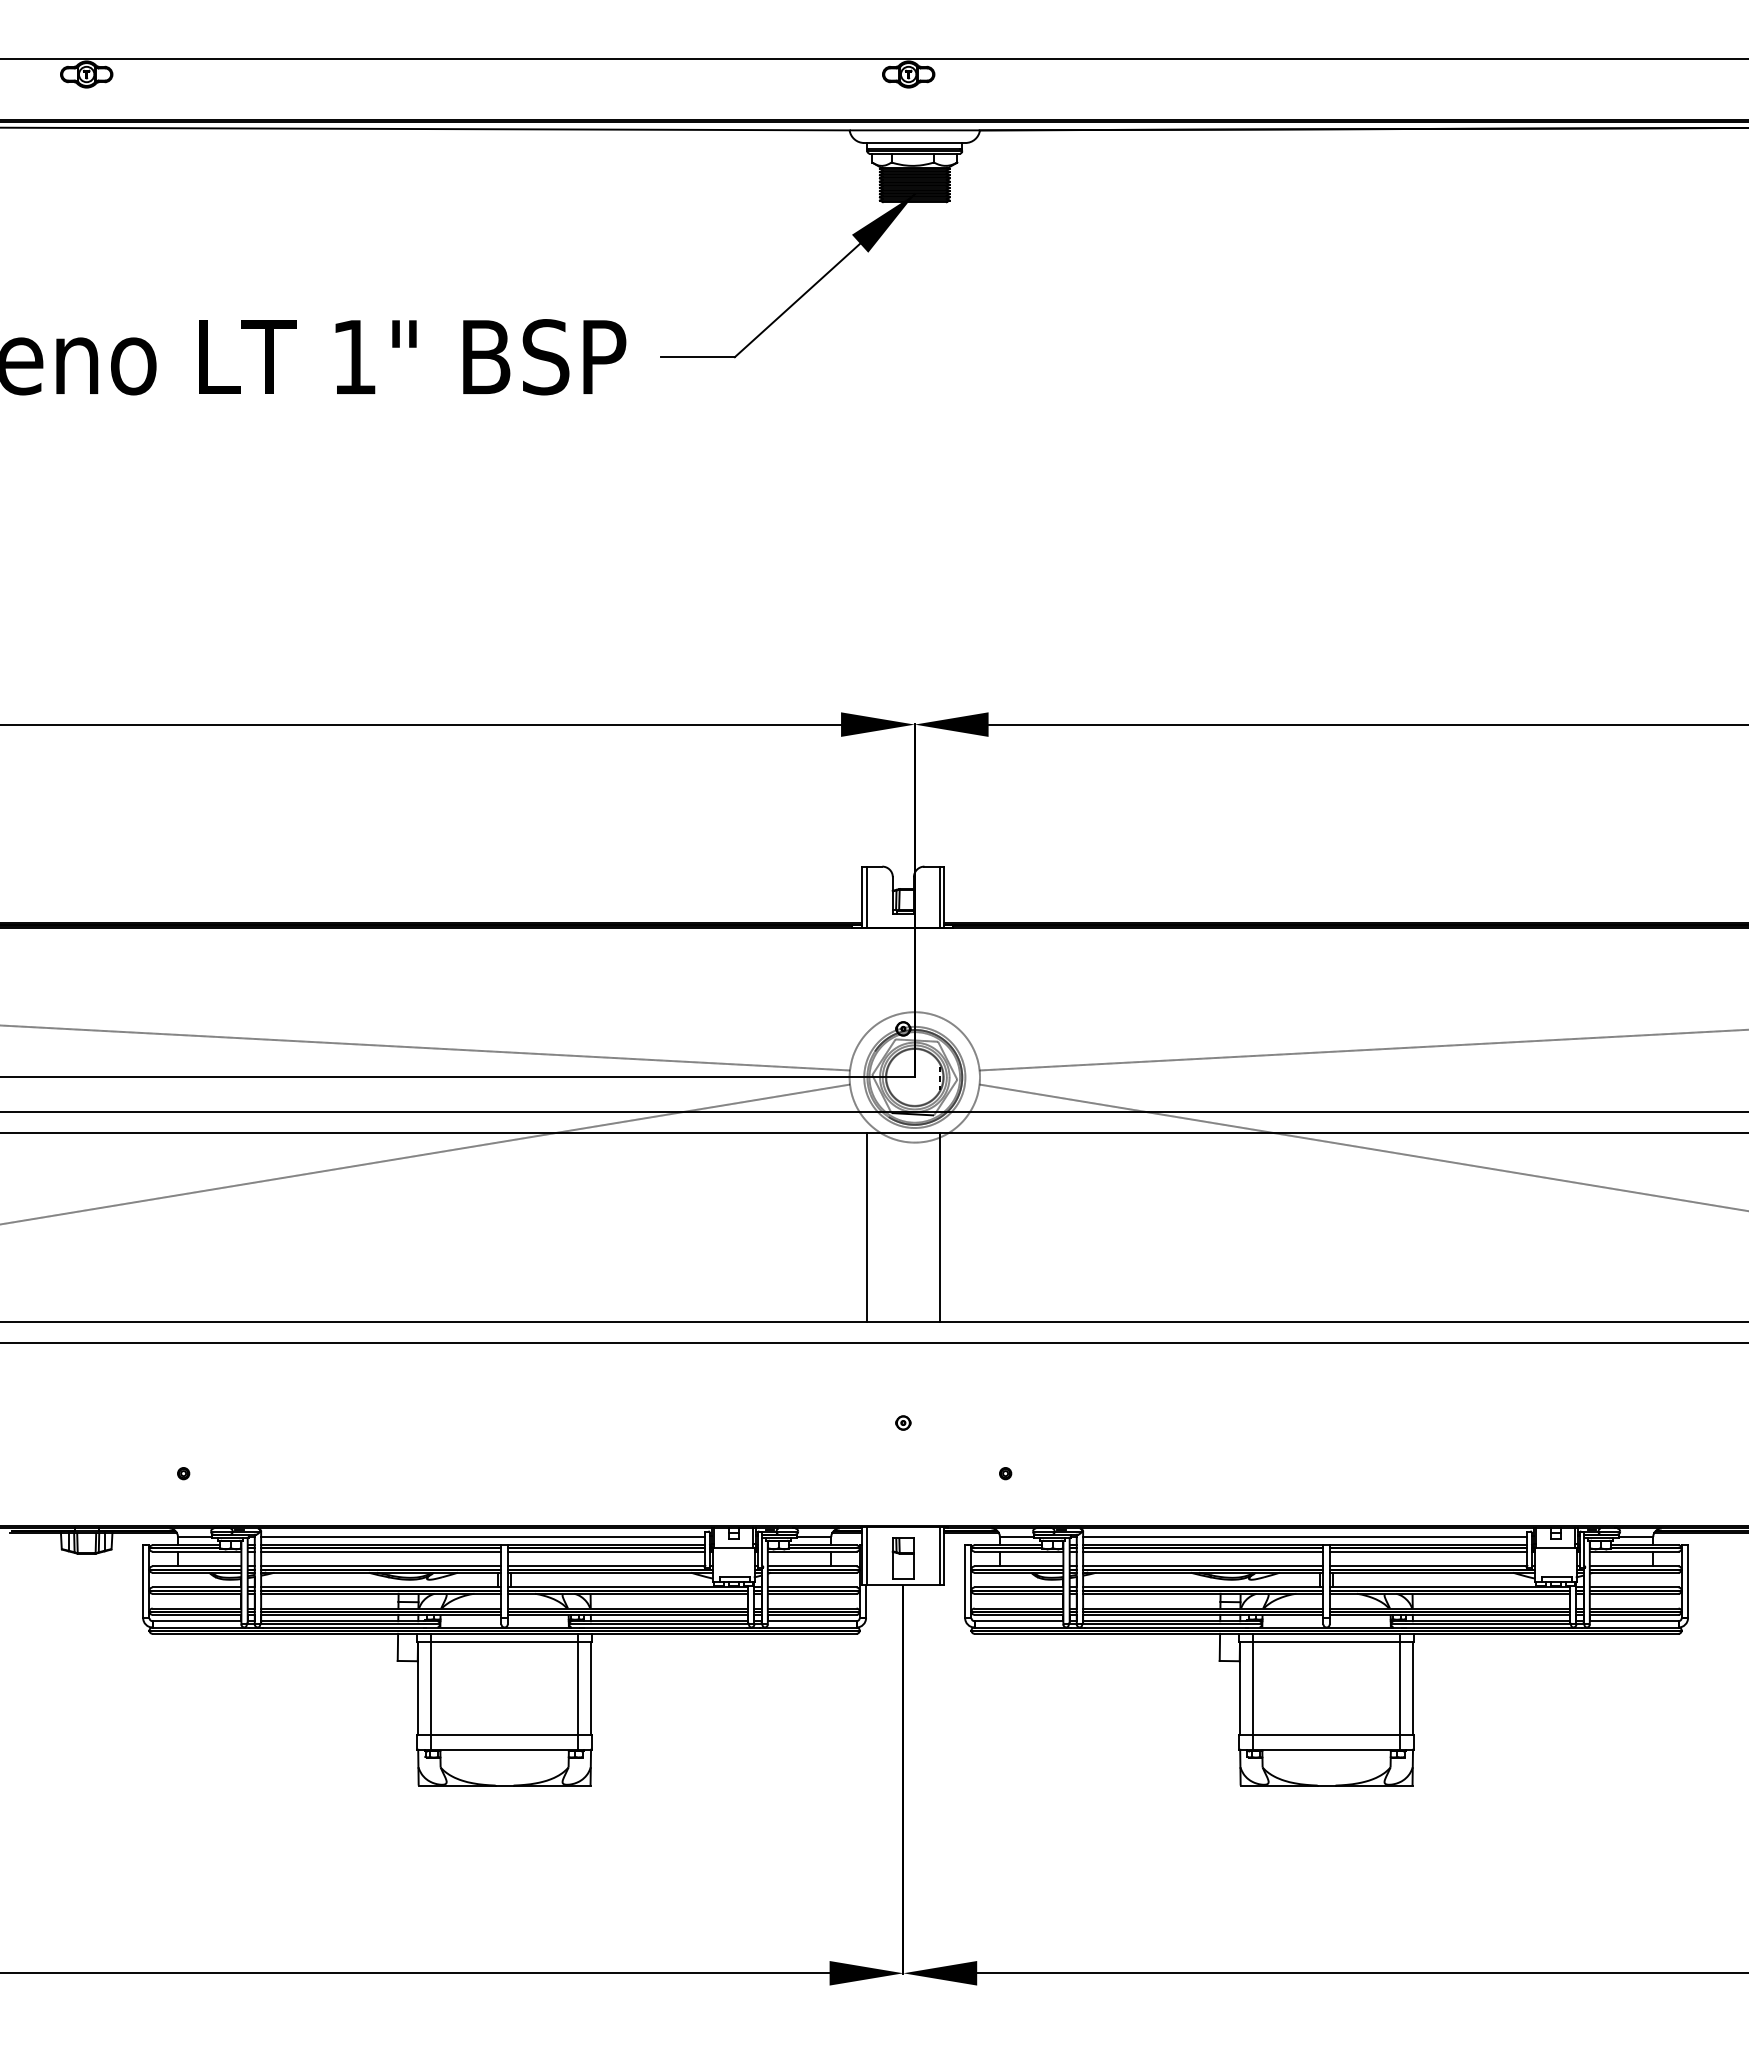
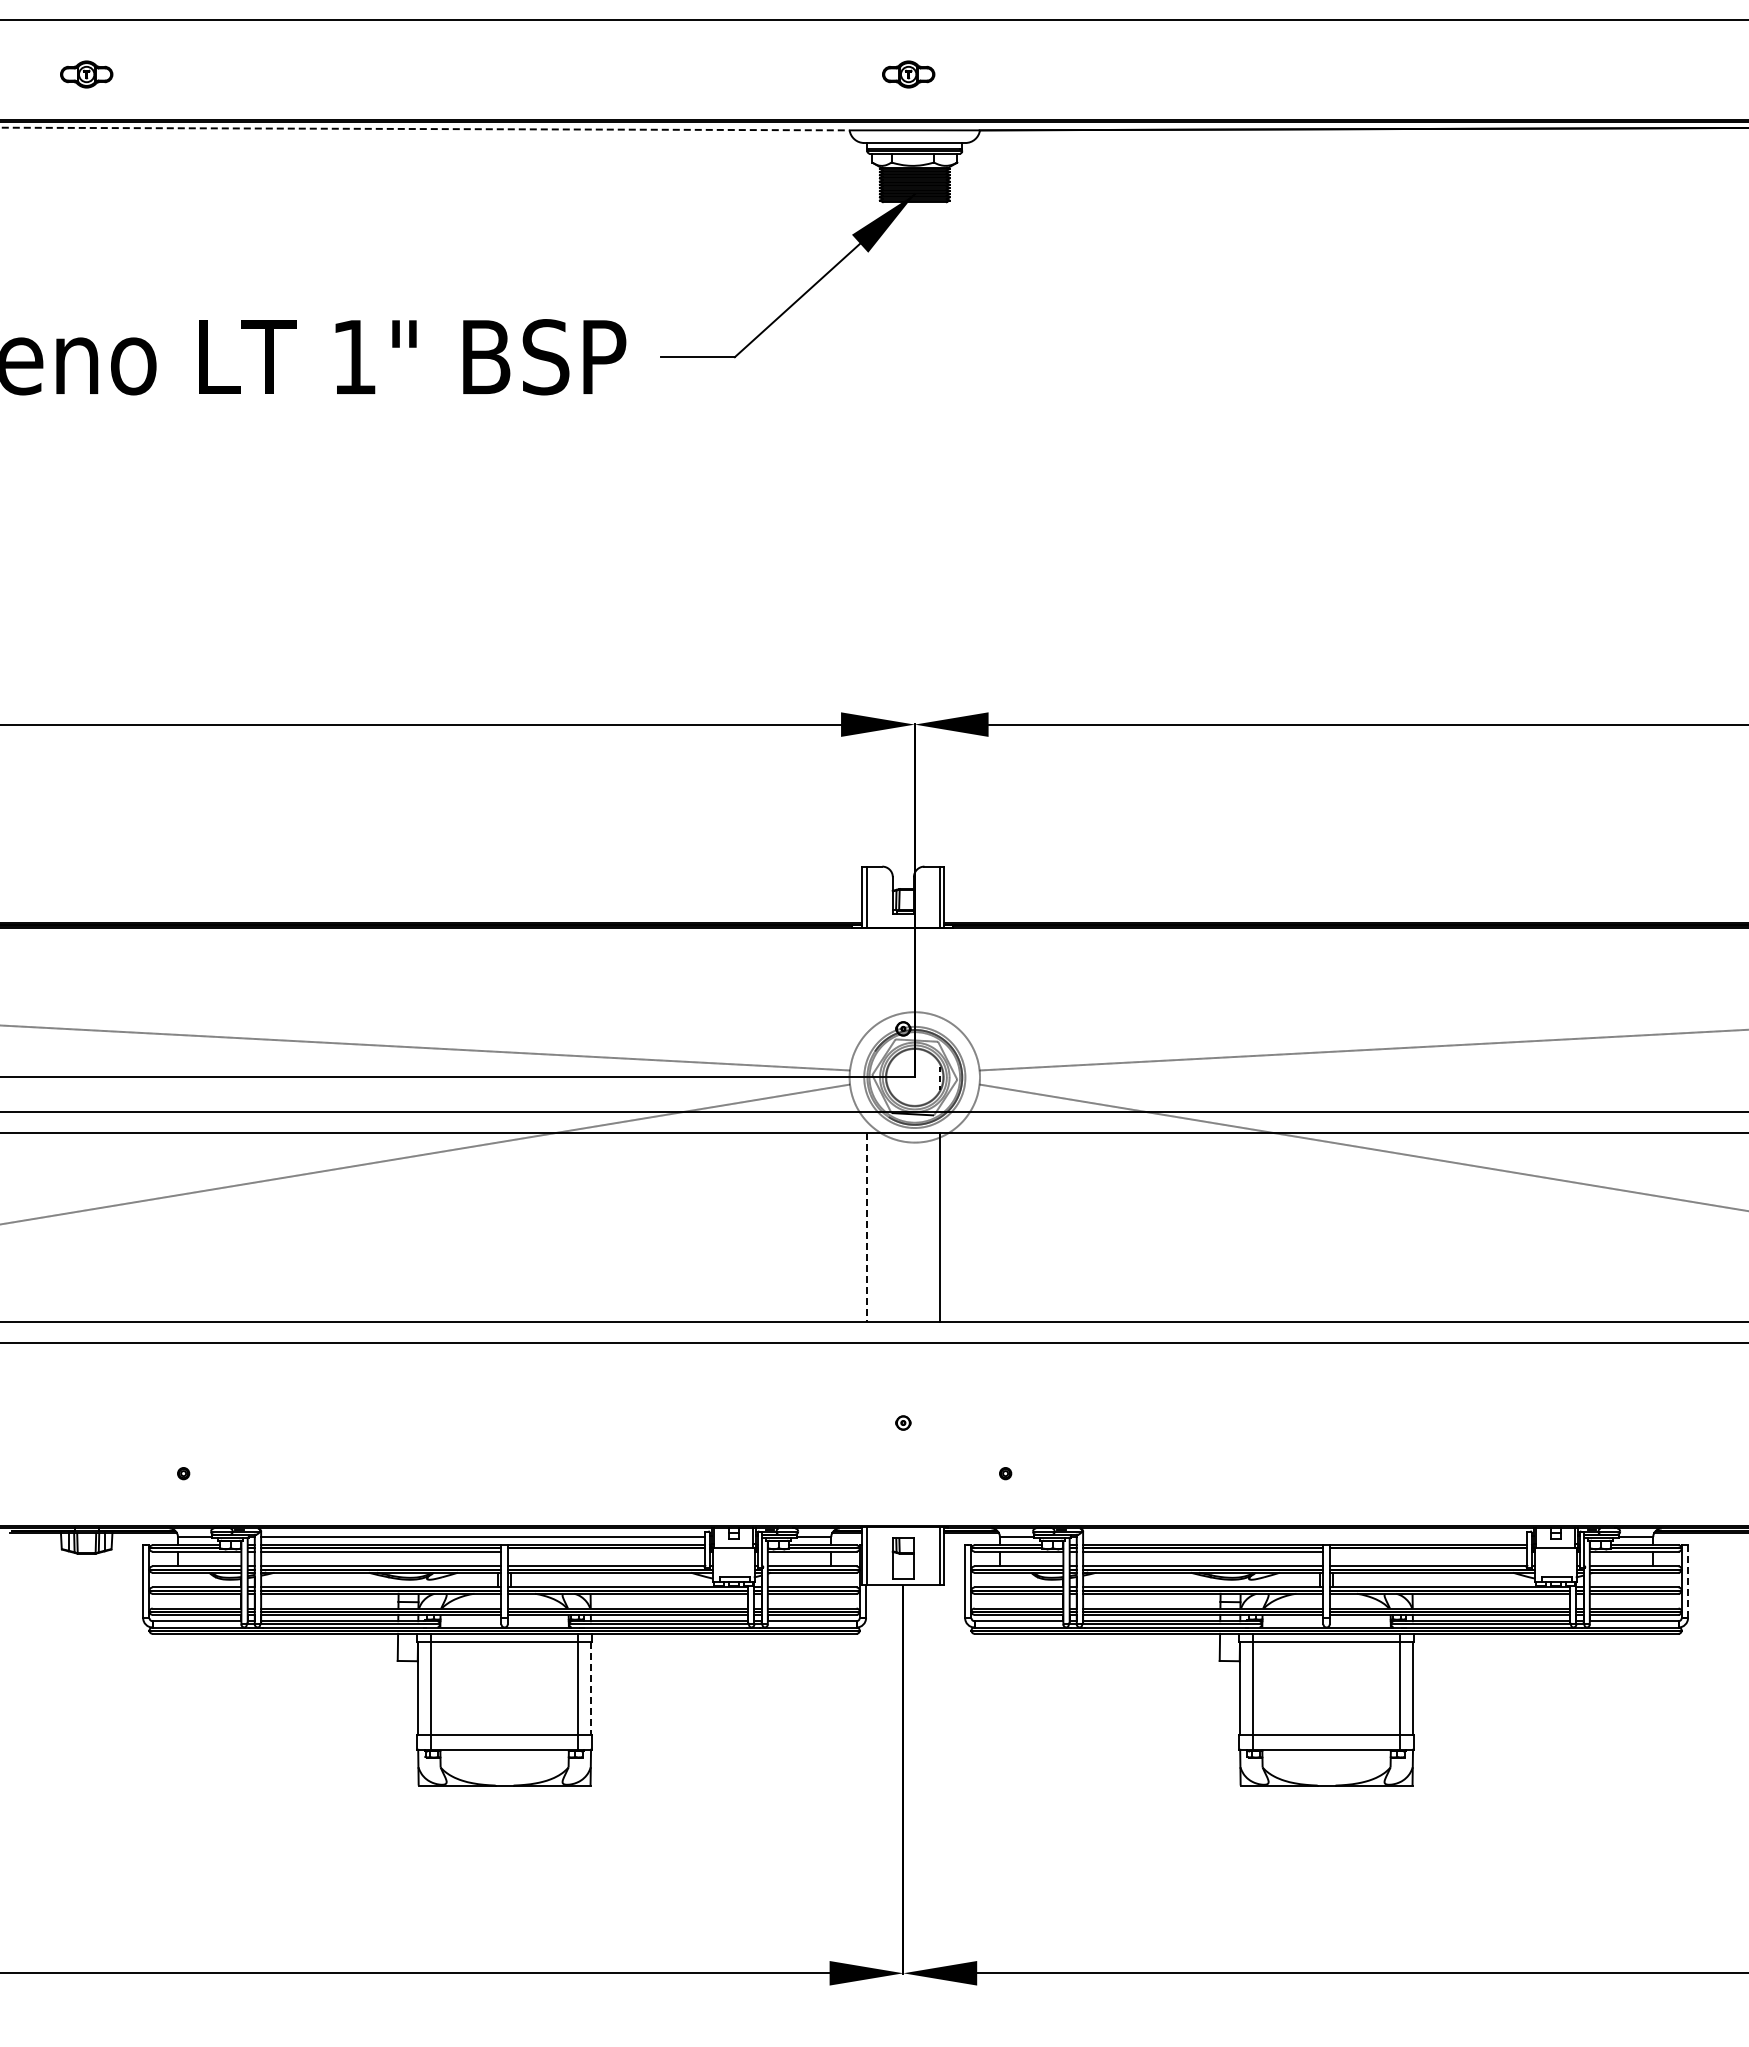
line position: (873, 59) -> (873, 20) (873, 20)
line: solid -> dashed (425, 129)
line: solid -> dashed (866, 1227)
line: present -> none (1305, 1536)
line: present -> none (606, 1551)
line: present -> none (1428, 1551)
line: solid -> dashed (1688, 1581)
line: solid -> dashed (591, 1689)
